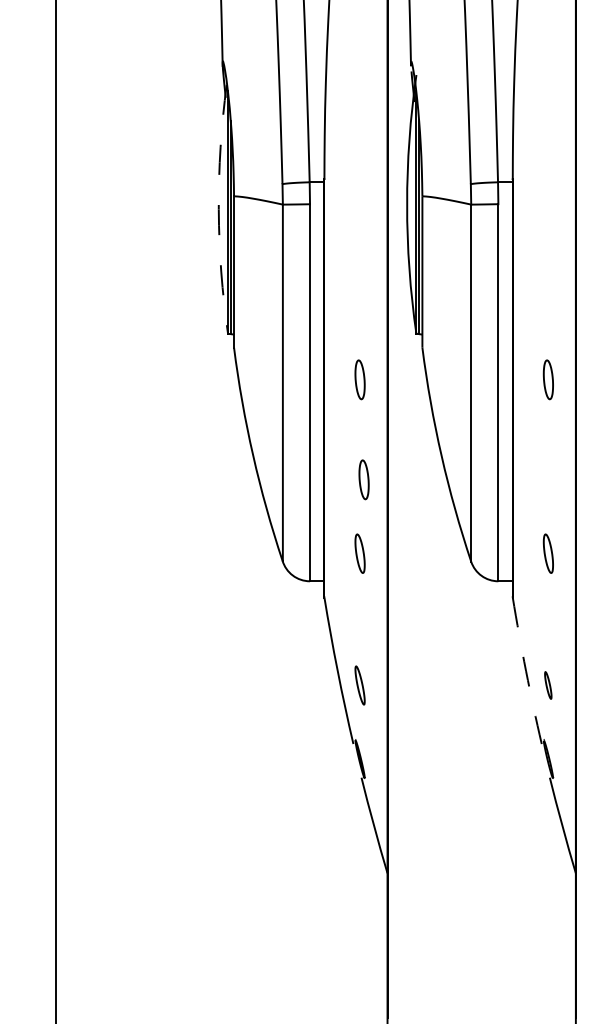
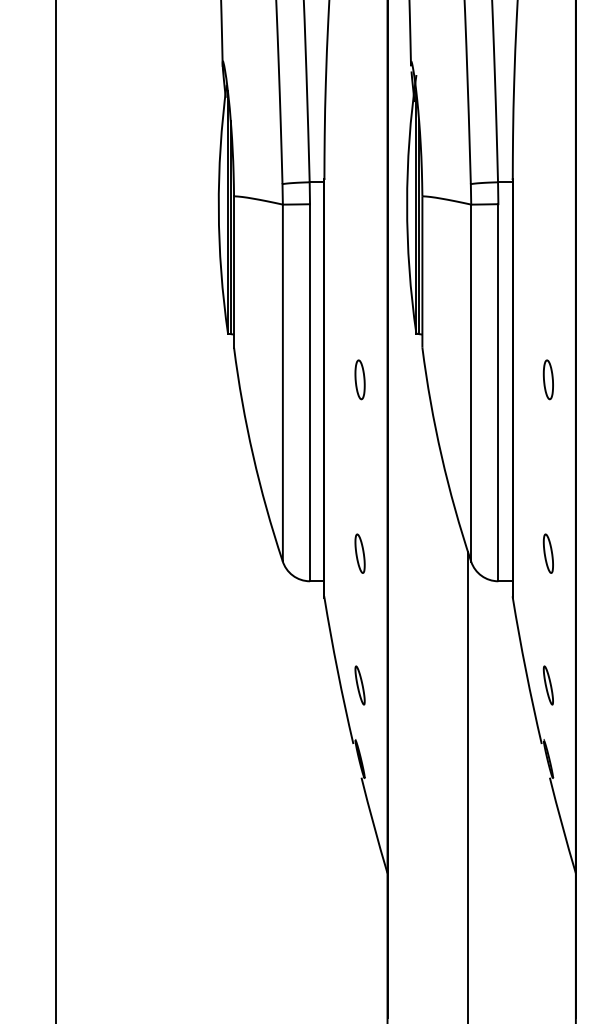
arc: dashed -> solid (218, 209)
part: present -> none (363, 479)
arc: dashed -> solid (526, 671)
part size: 9x29 px -> 12x41 px (547, 685)
line: none -> present (468, 785)
